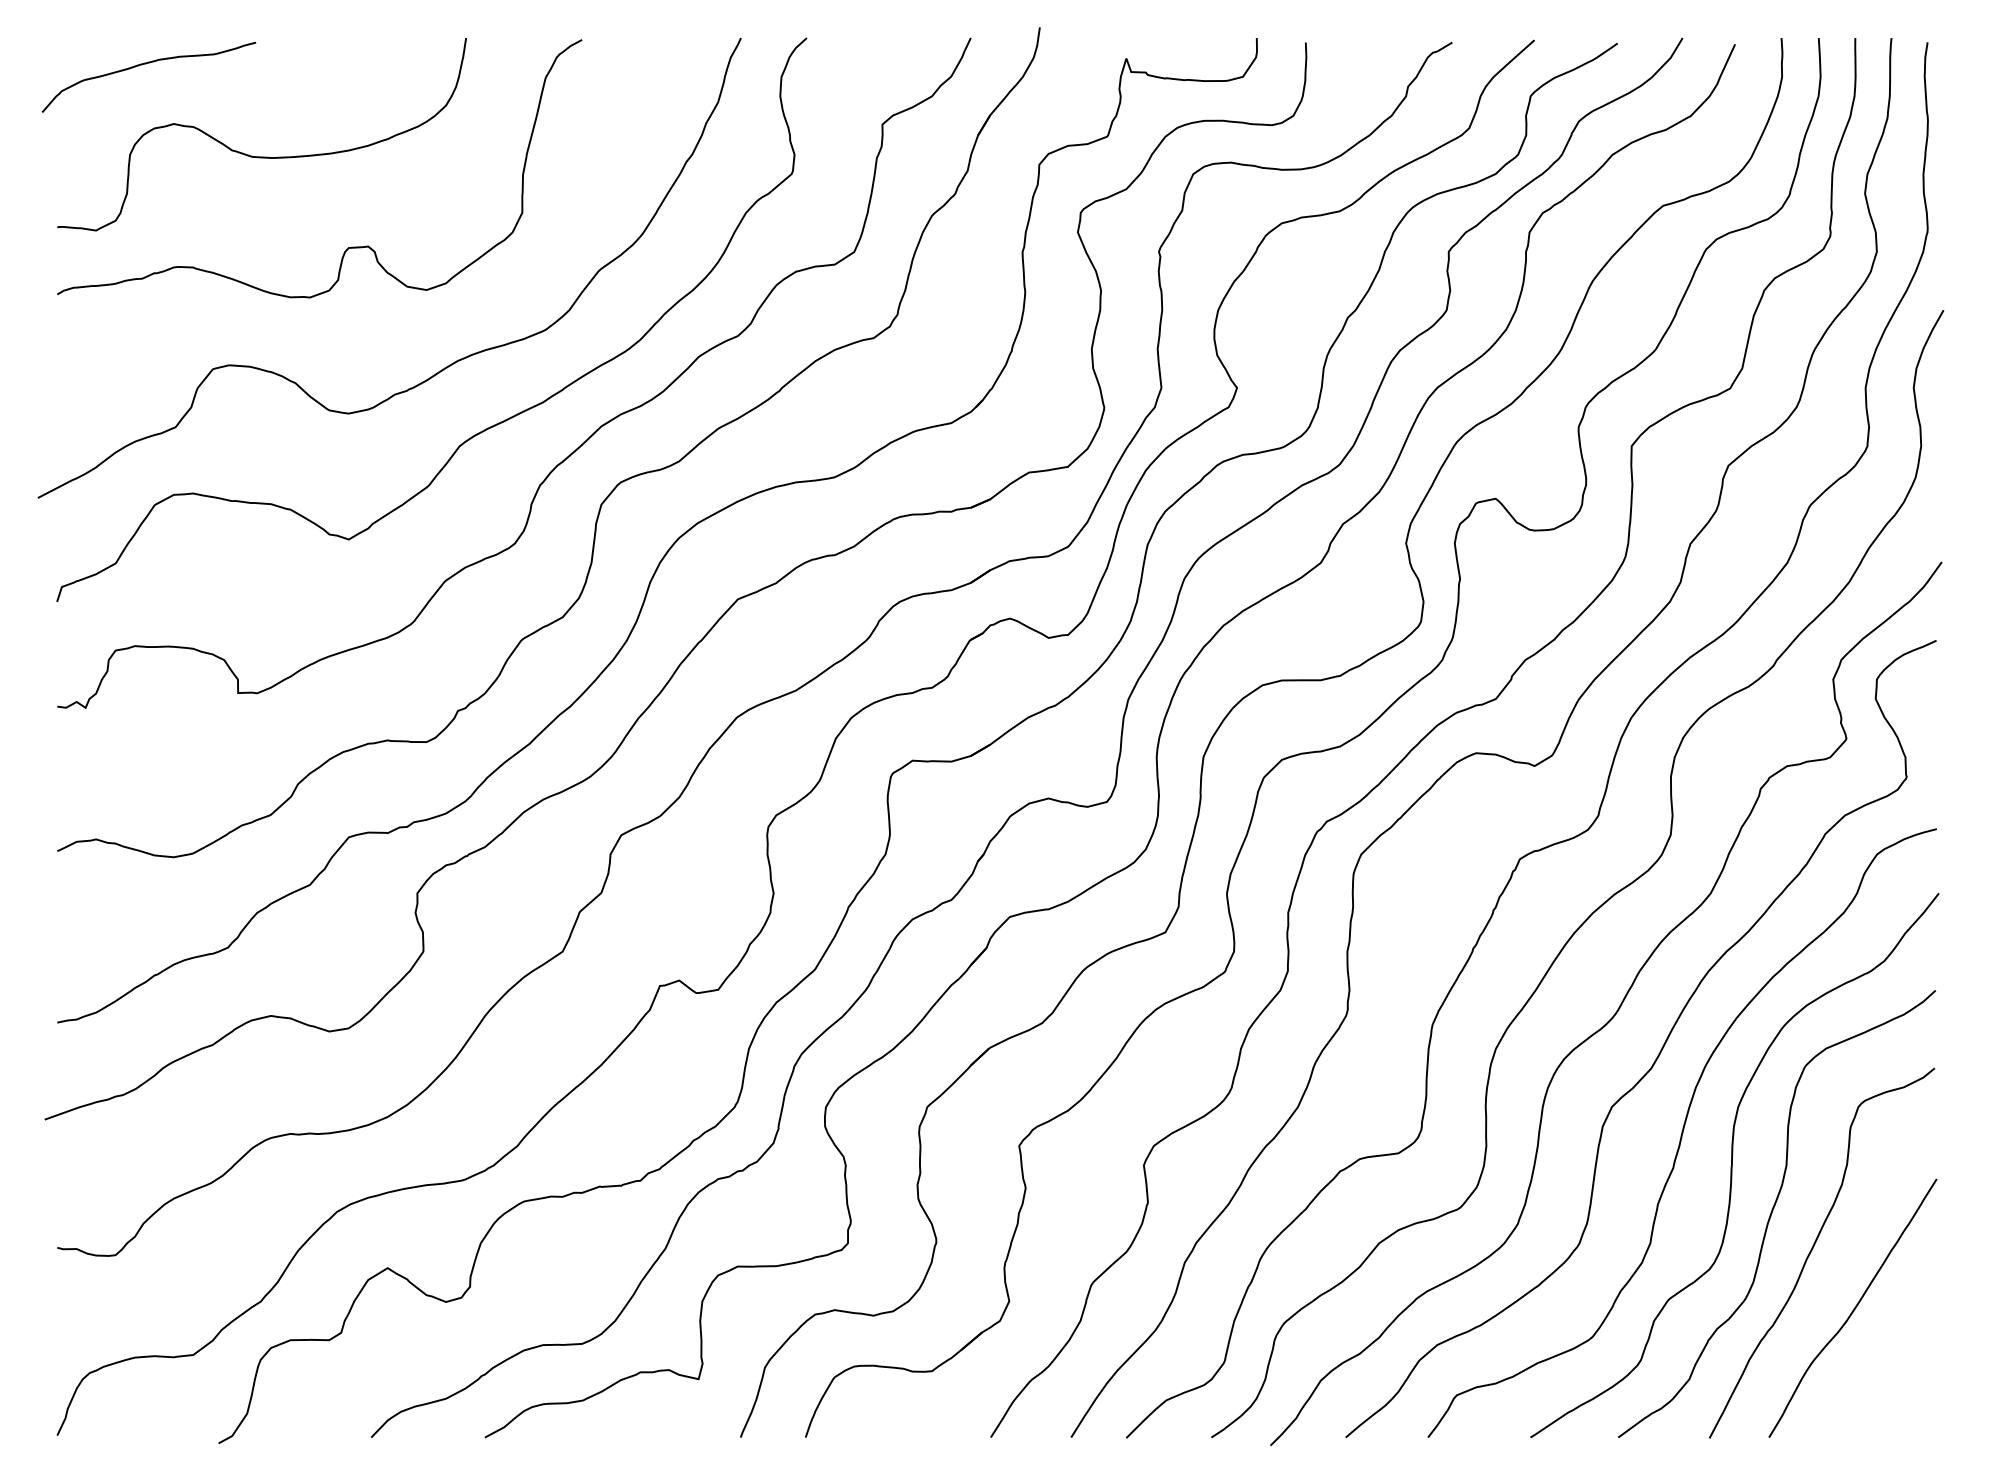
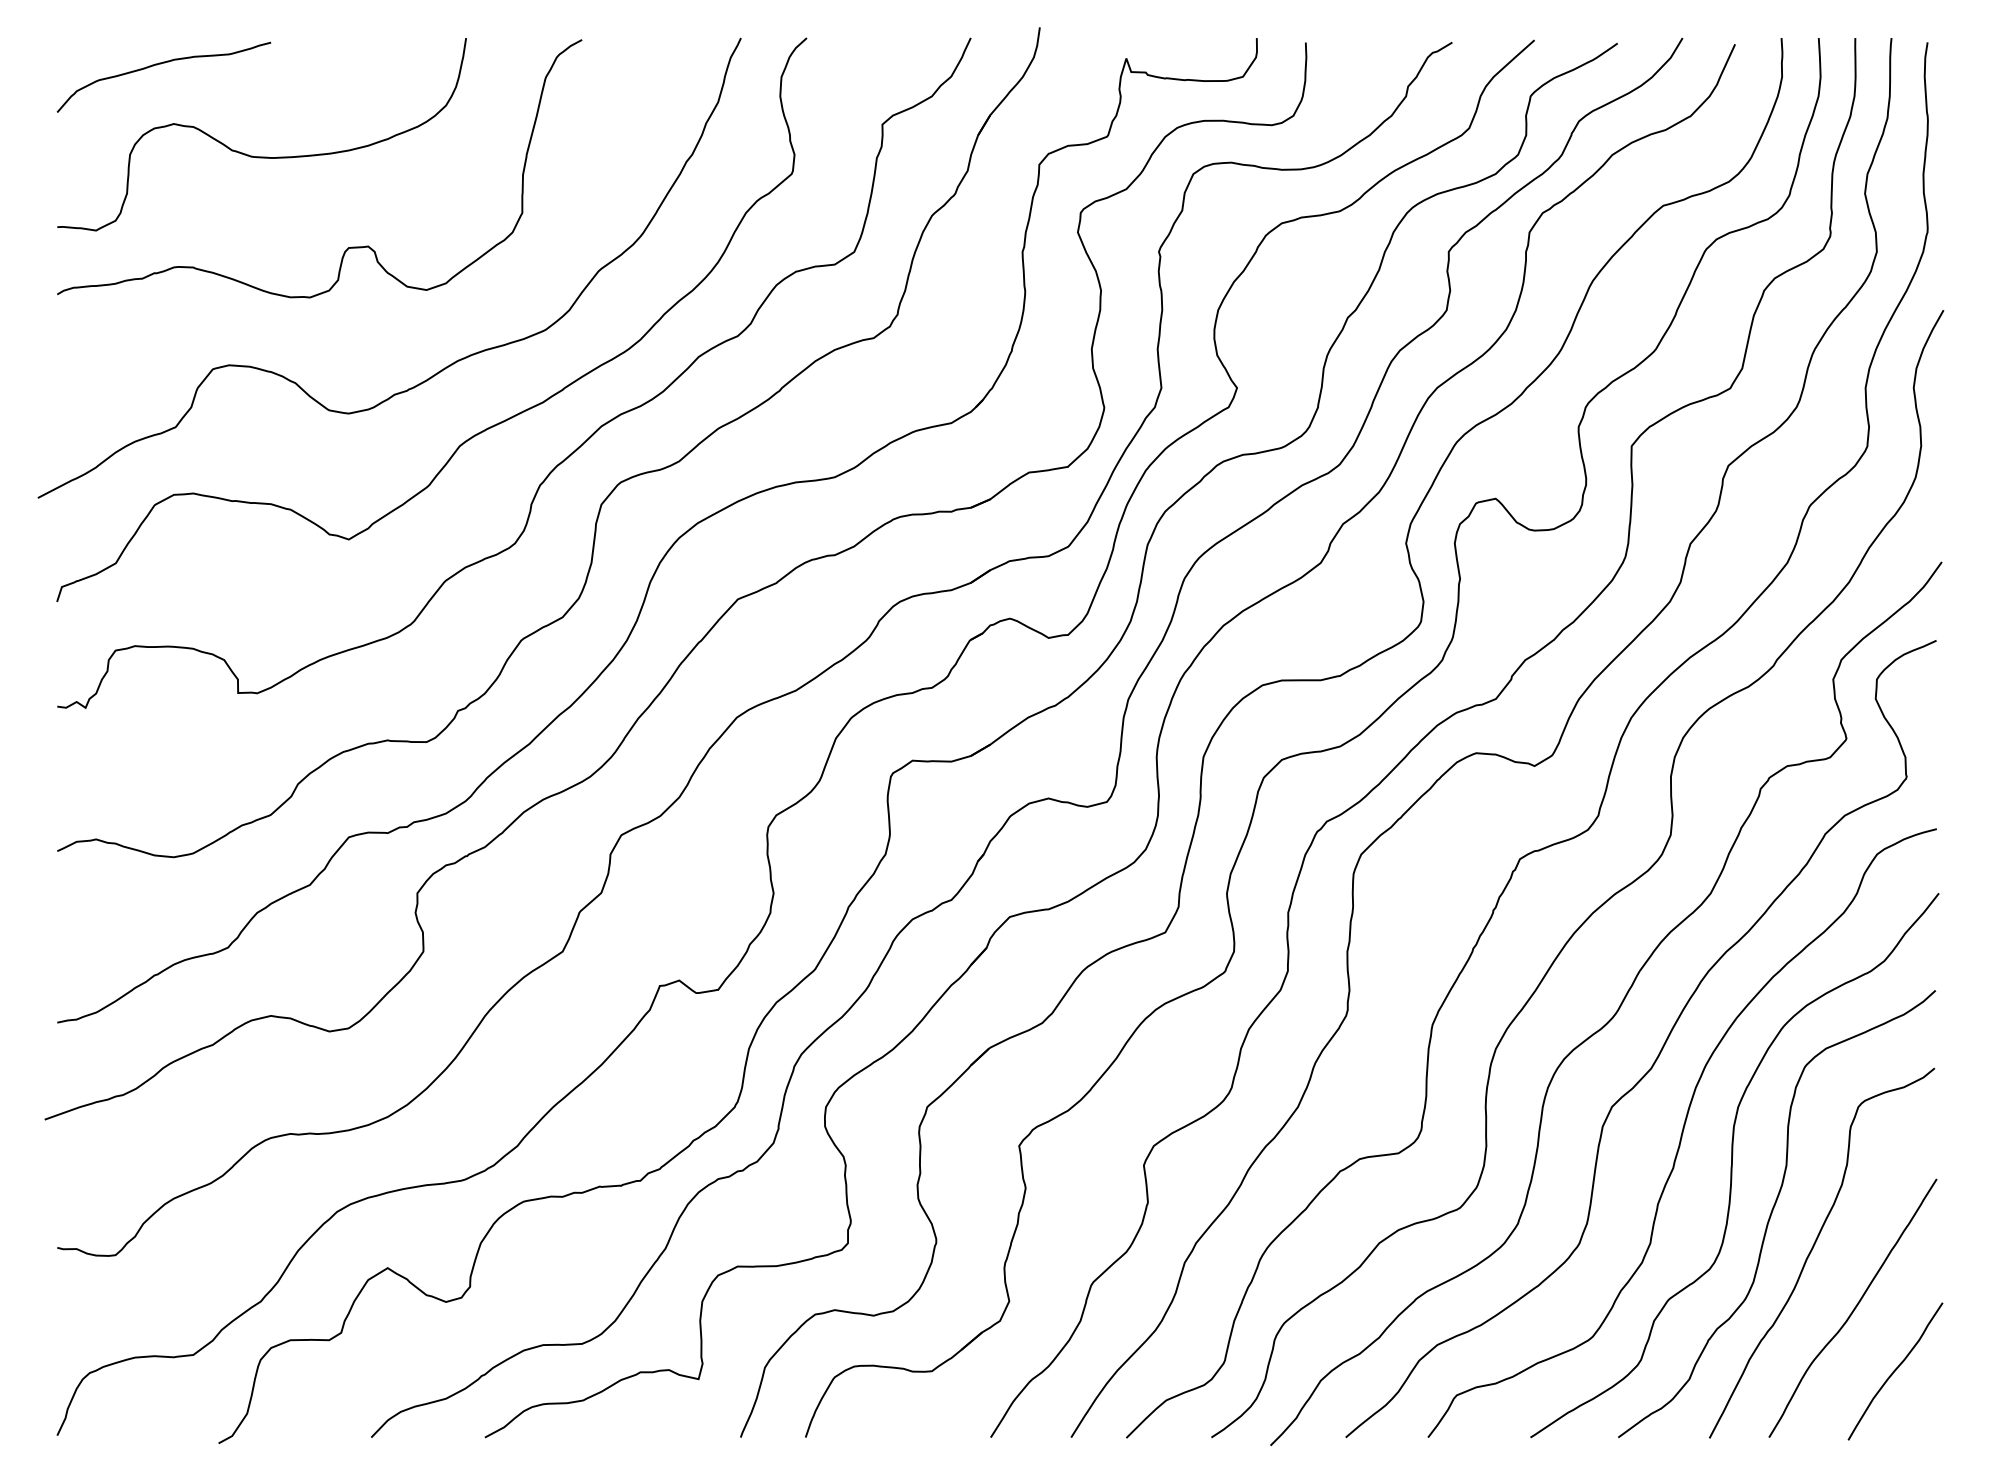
curve position: (146, 64) -> (161, 64) (161, 64)
curve: none -> present (1895, 1371)
